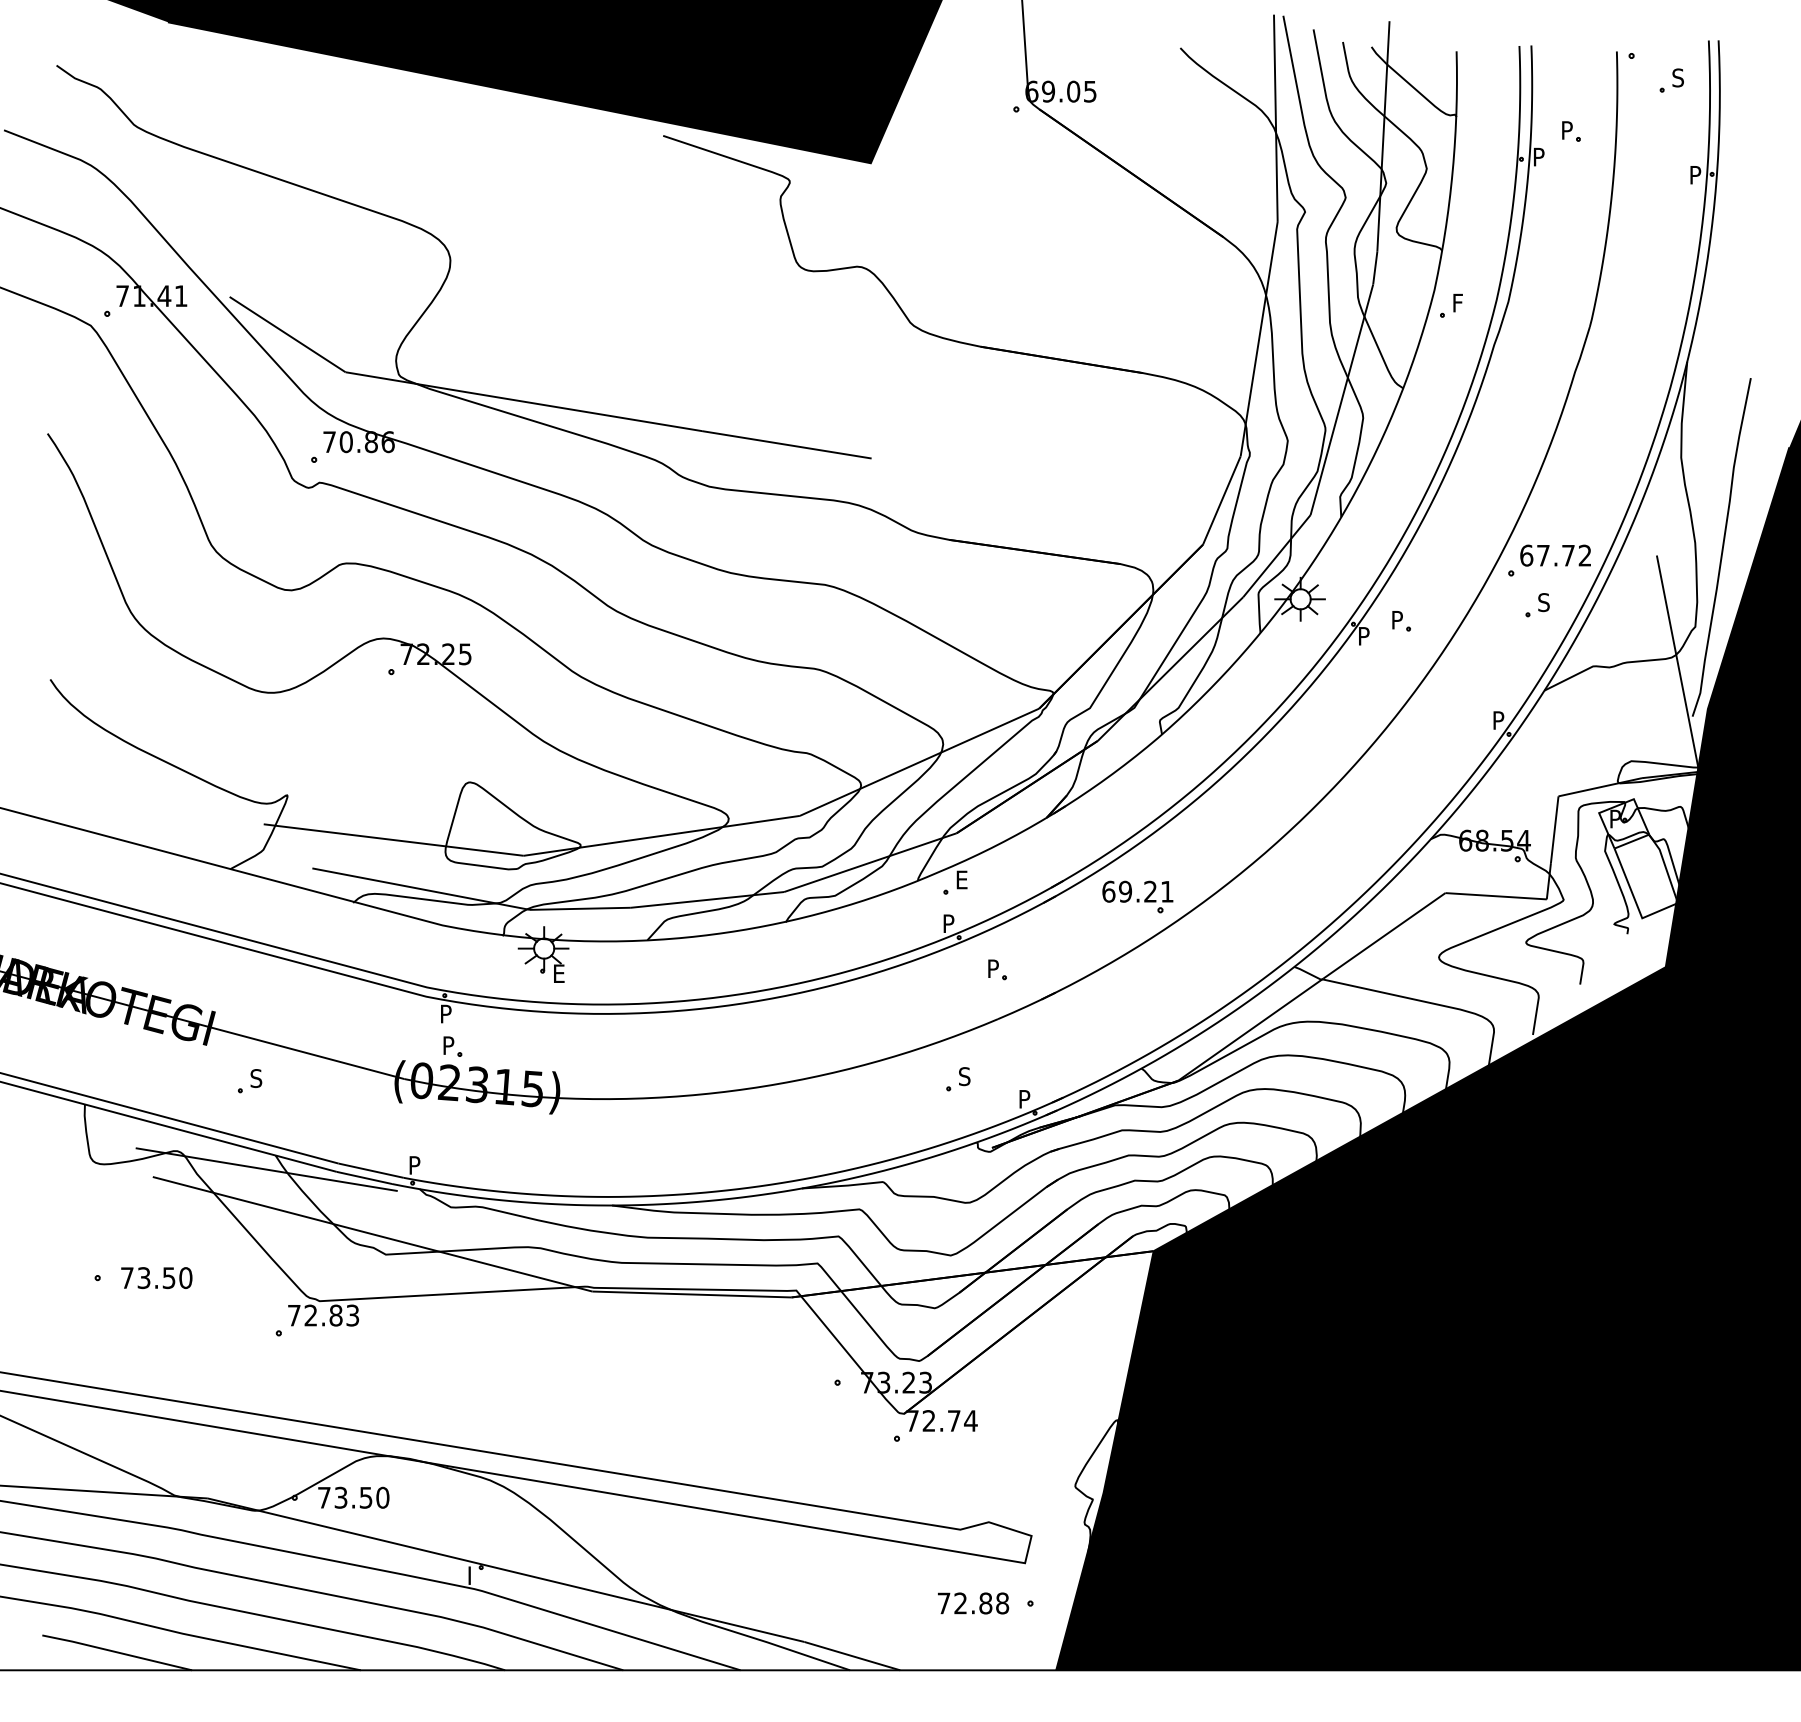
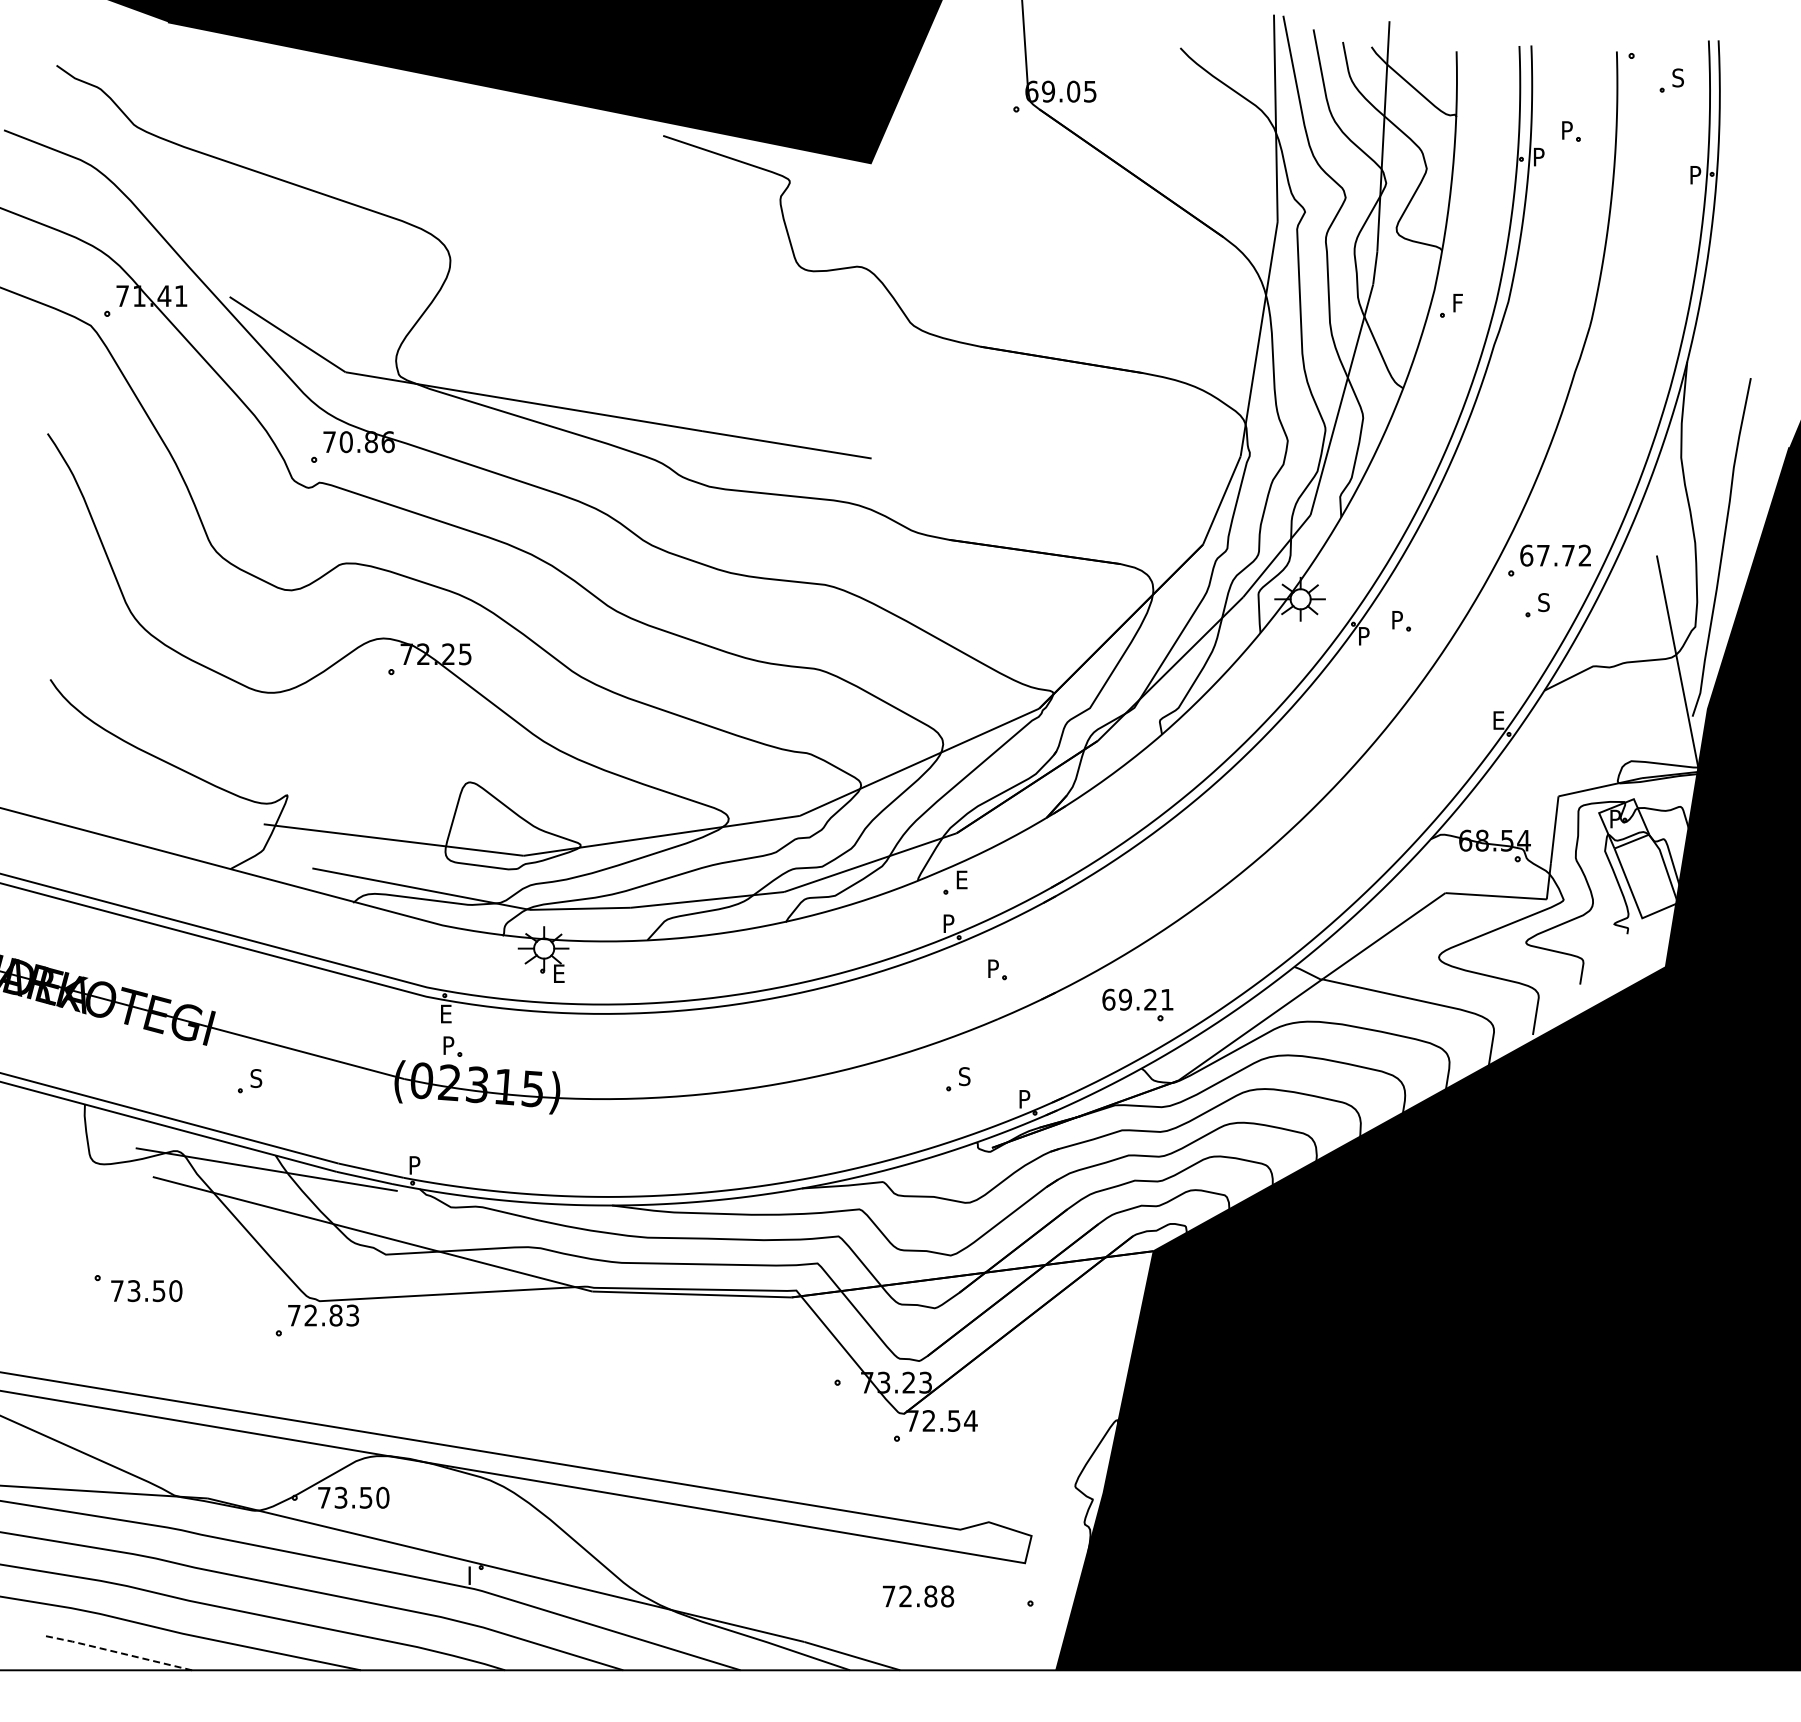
text: P -> E (1499, 720)
part position: (1137, 896) -> (1137, 1004) (1137, 1004)
text: P -> E (447, 1013)
text position: (156, 1278) -> (146, 1291) (146, 1291)
text: 72.74 -> 72.54 (954, 1420)
text position: (973, 1603) -> (918, 1596) (918, 1596)
line: solid -> dashed (116, 1652)
